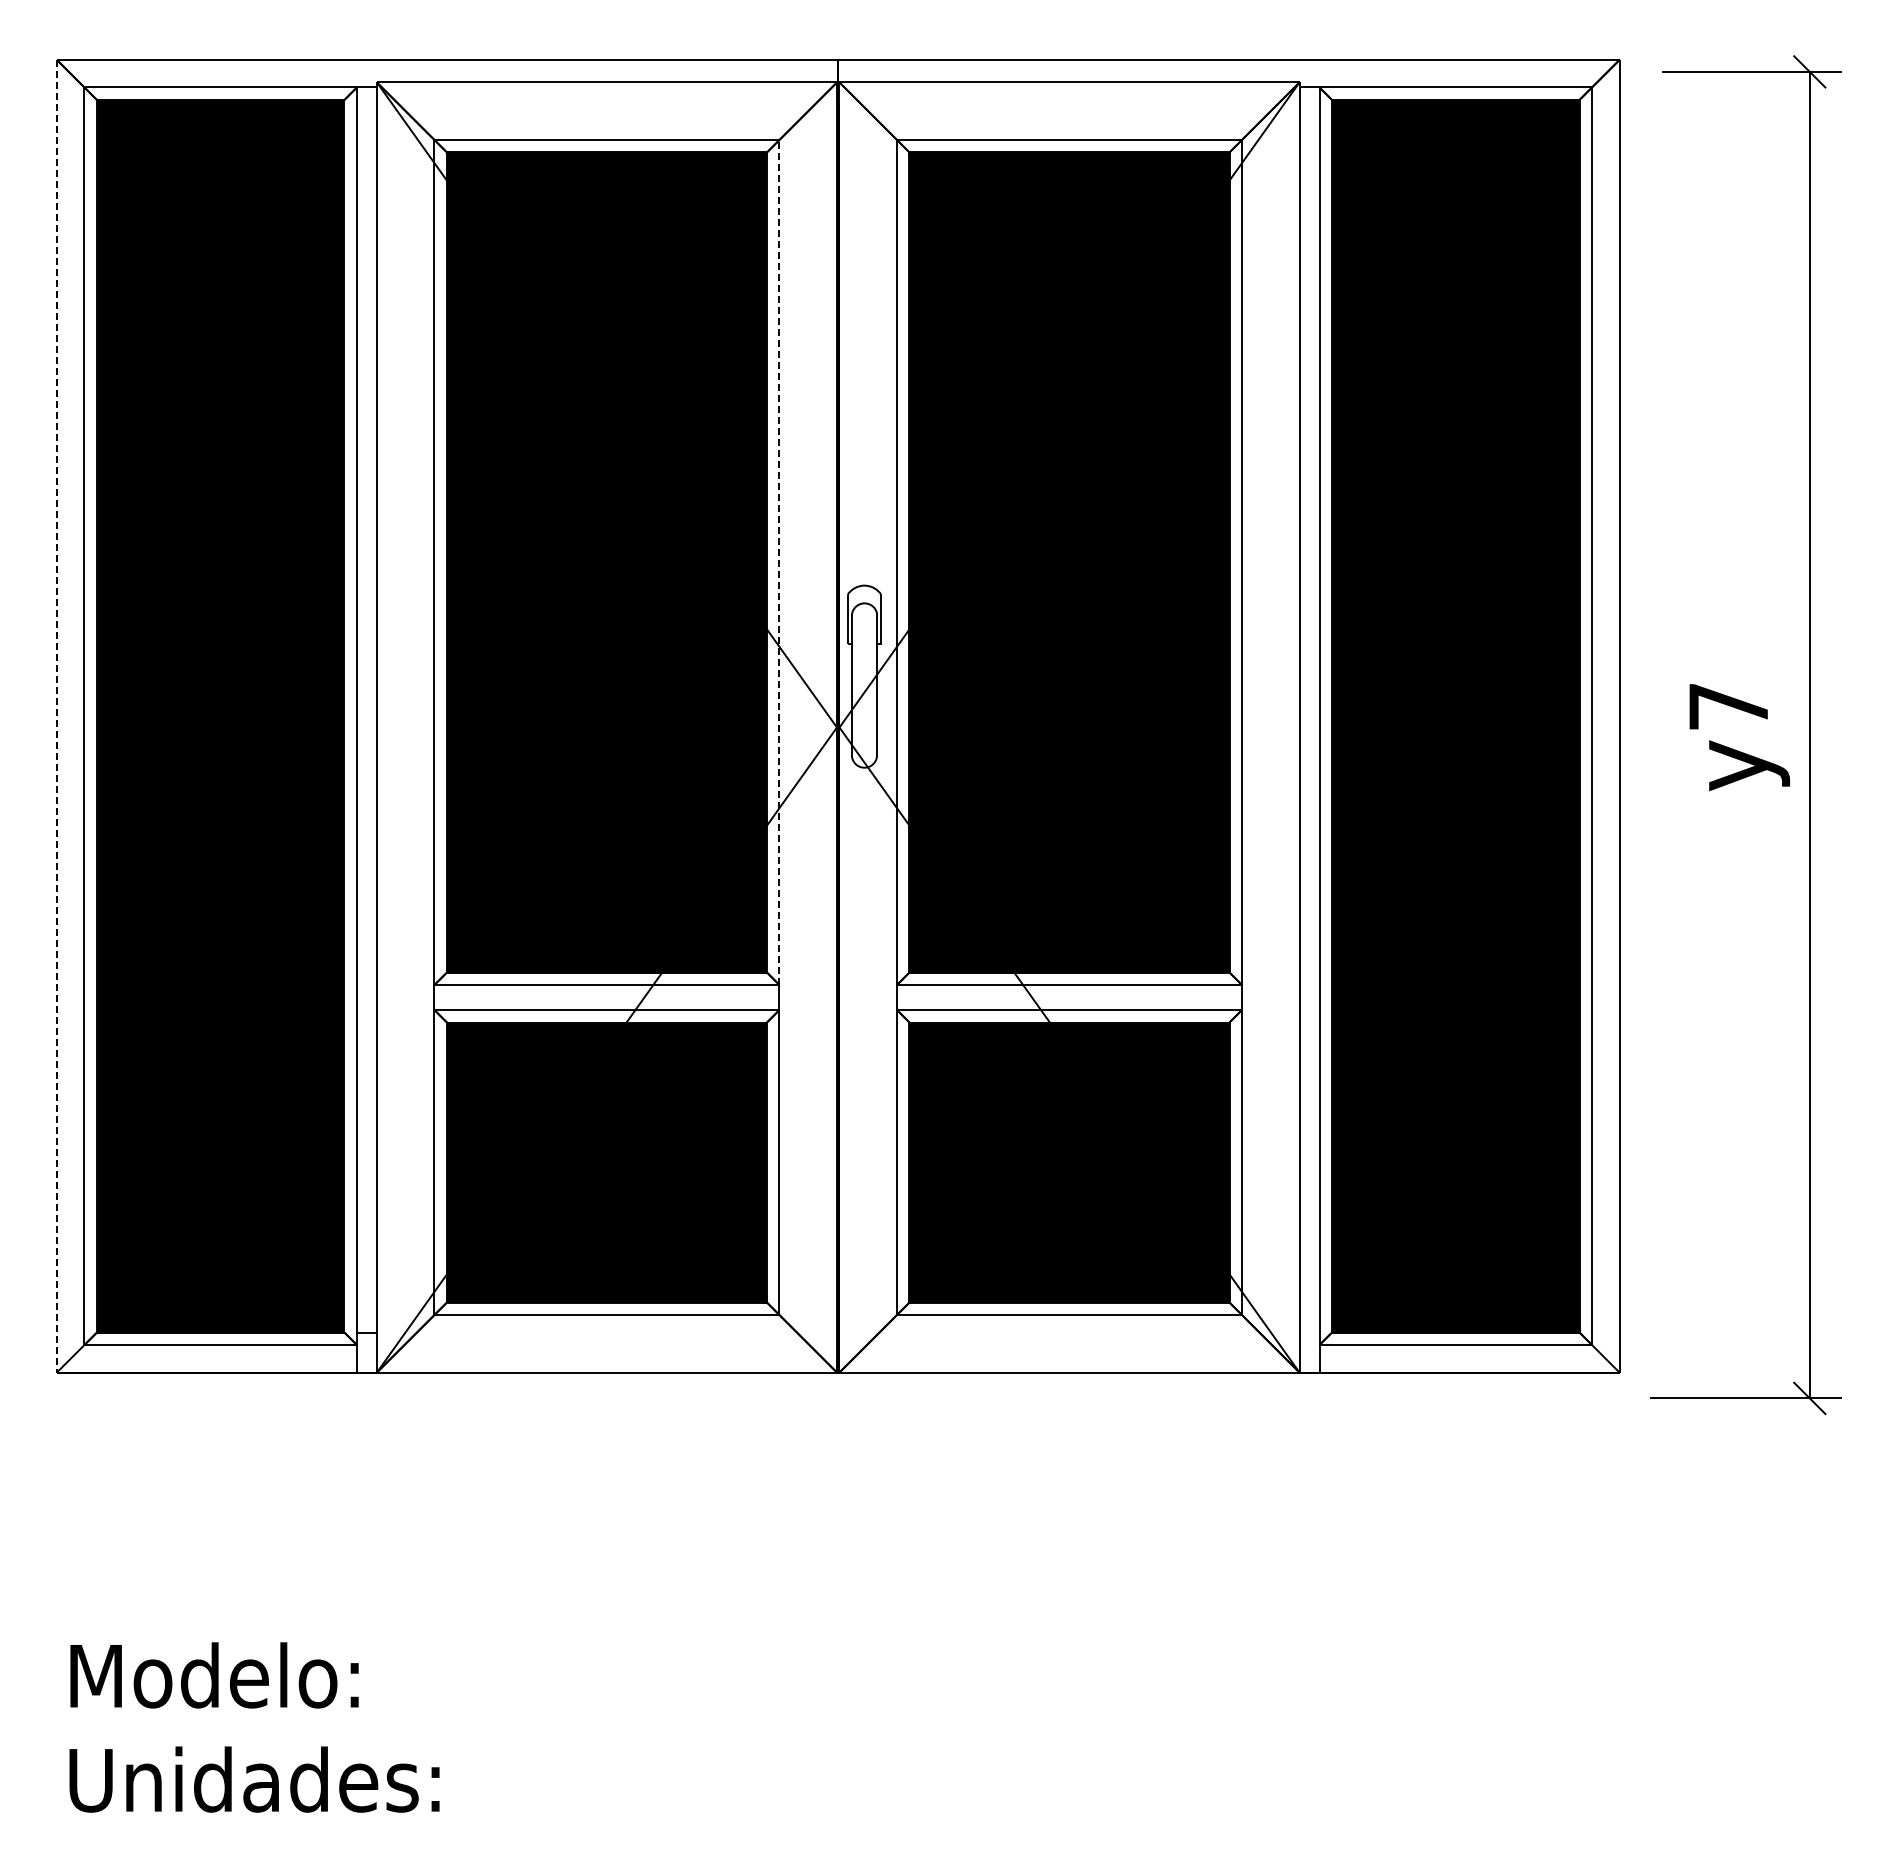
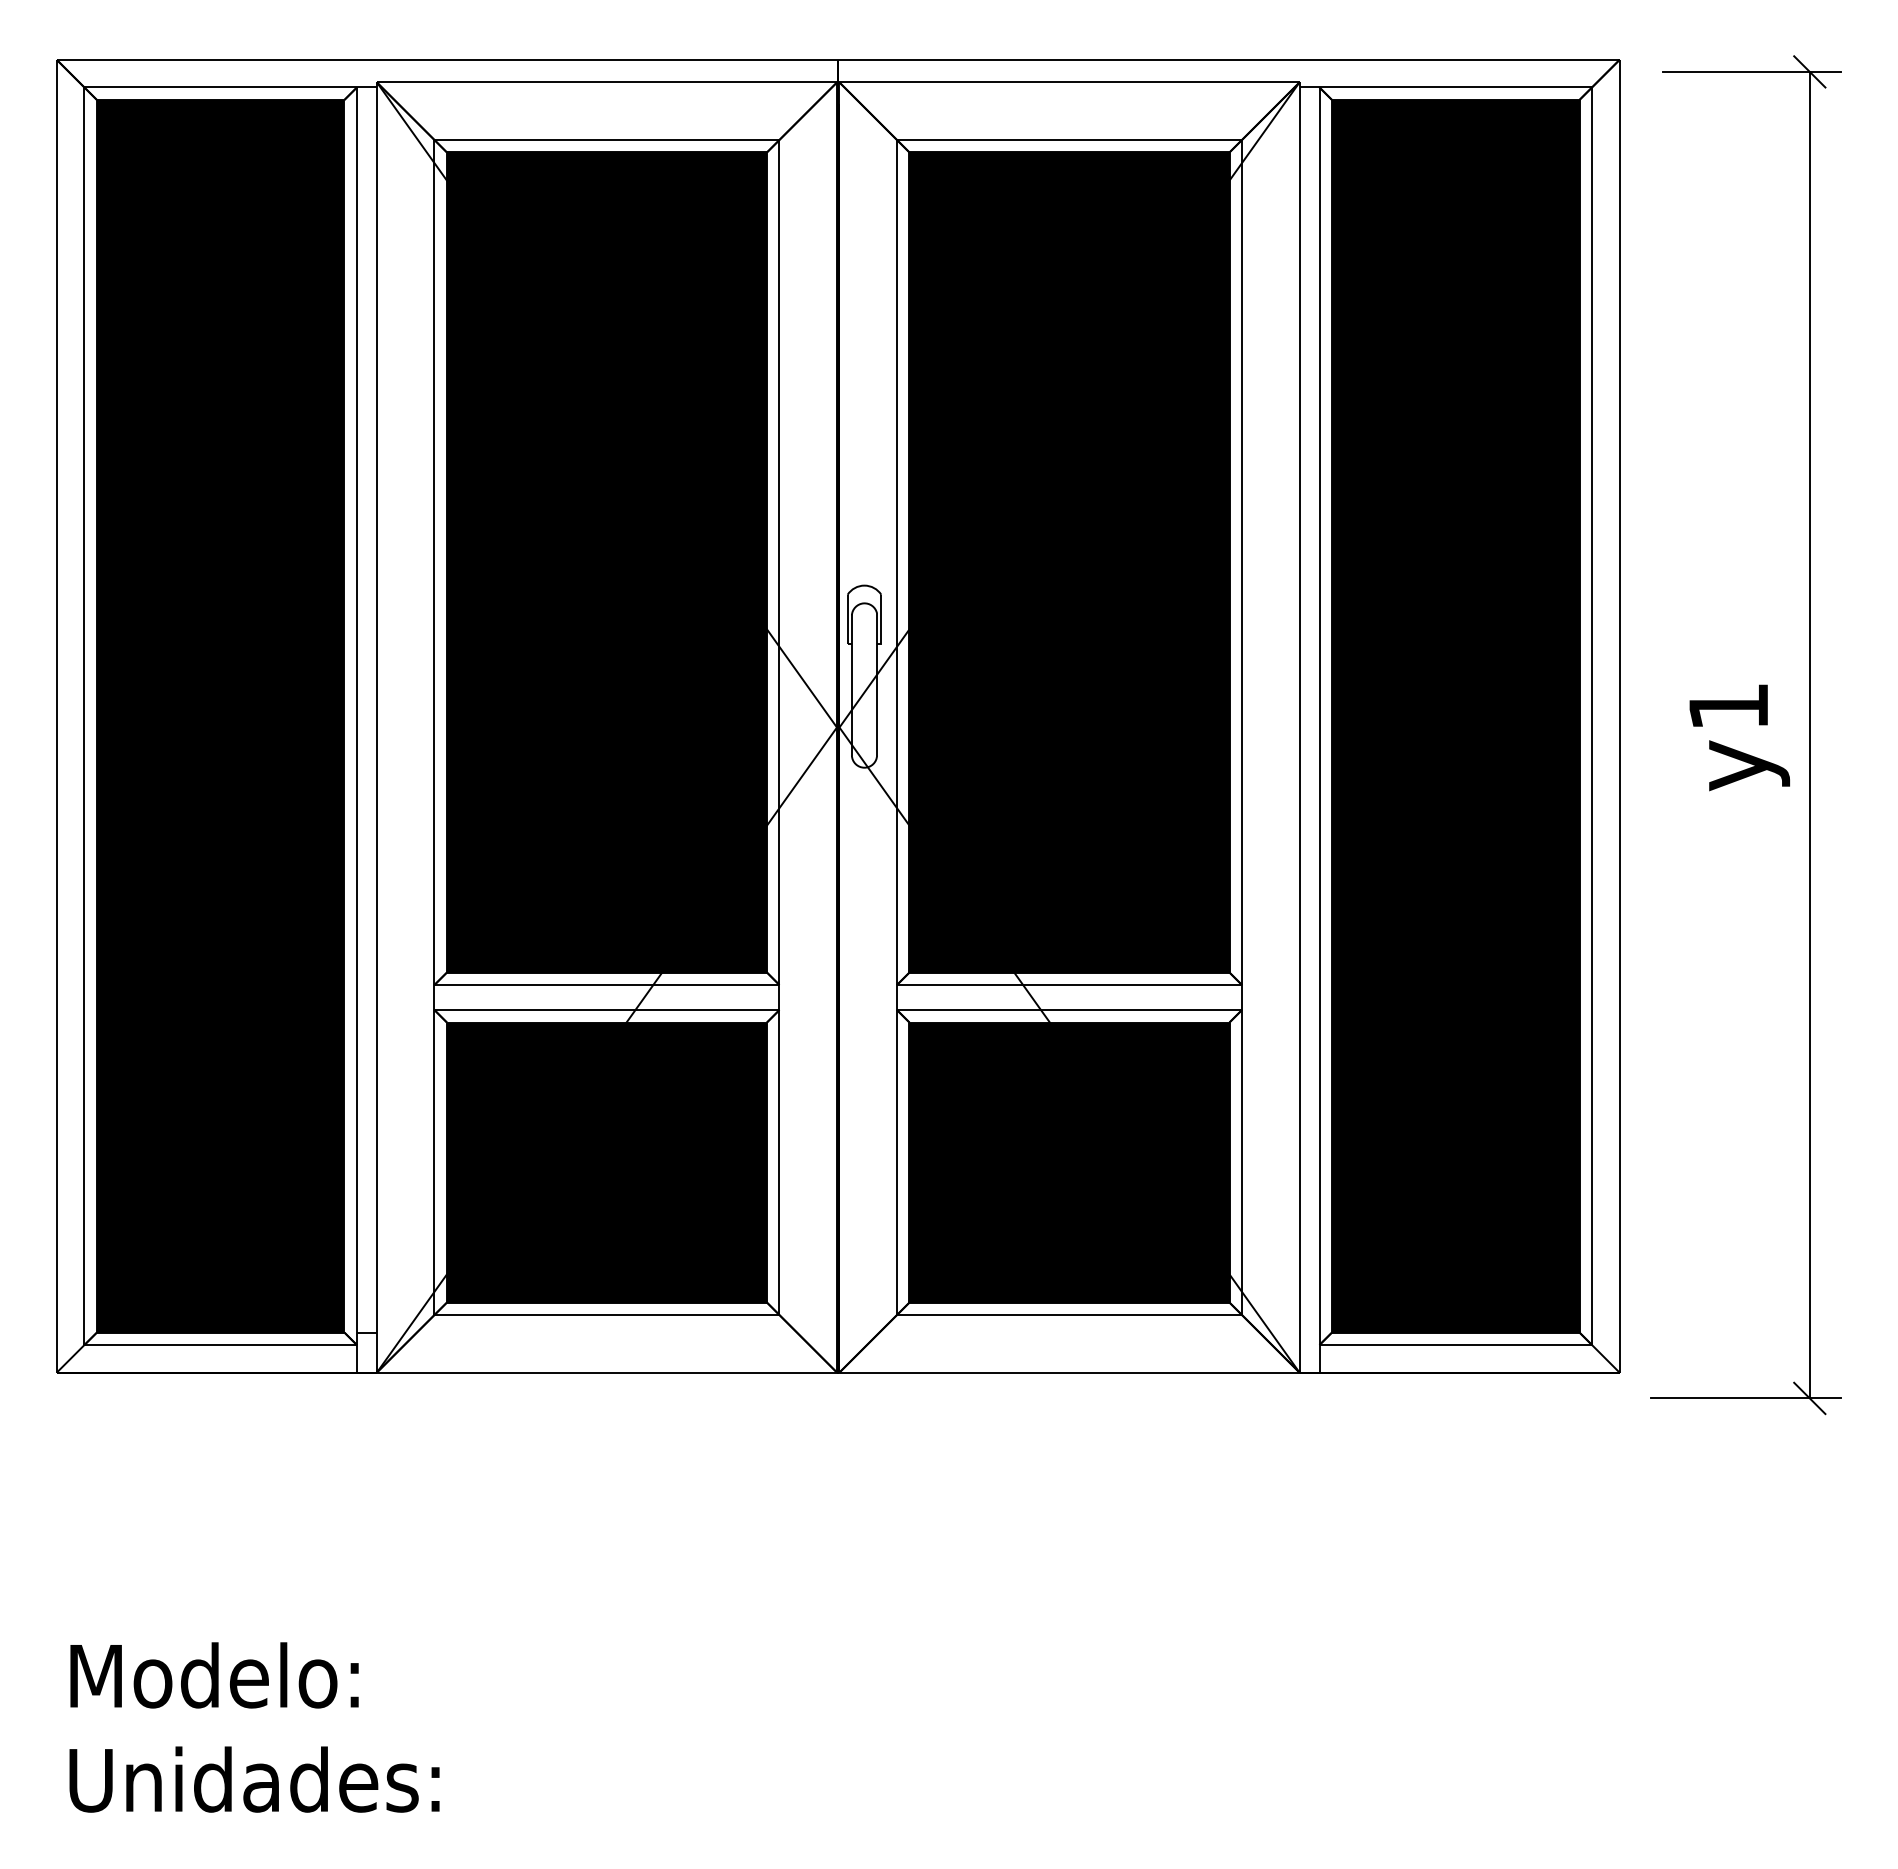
line: dashed -> solid (779, 562)
text: y7 -> y1 (1728, 706)
line: dashed -> solid (56, 716)
